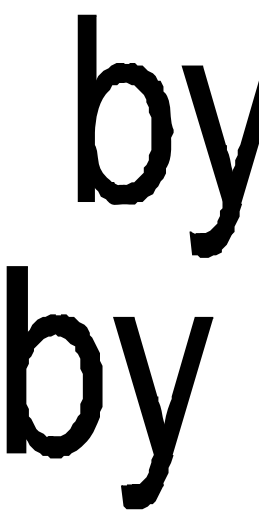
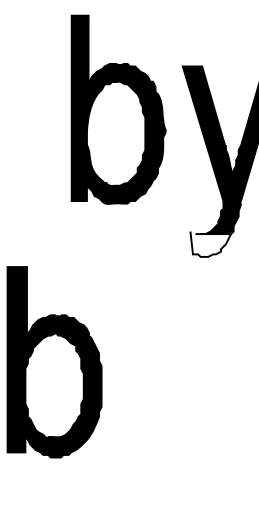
part position: (125, 109) -> (118, 109) (118, 109)
fill: present -> none (210, 243)
part: present -> none (163, 413)
